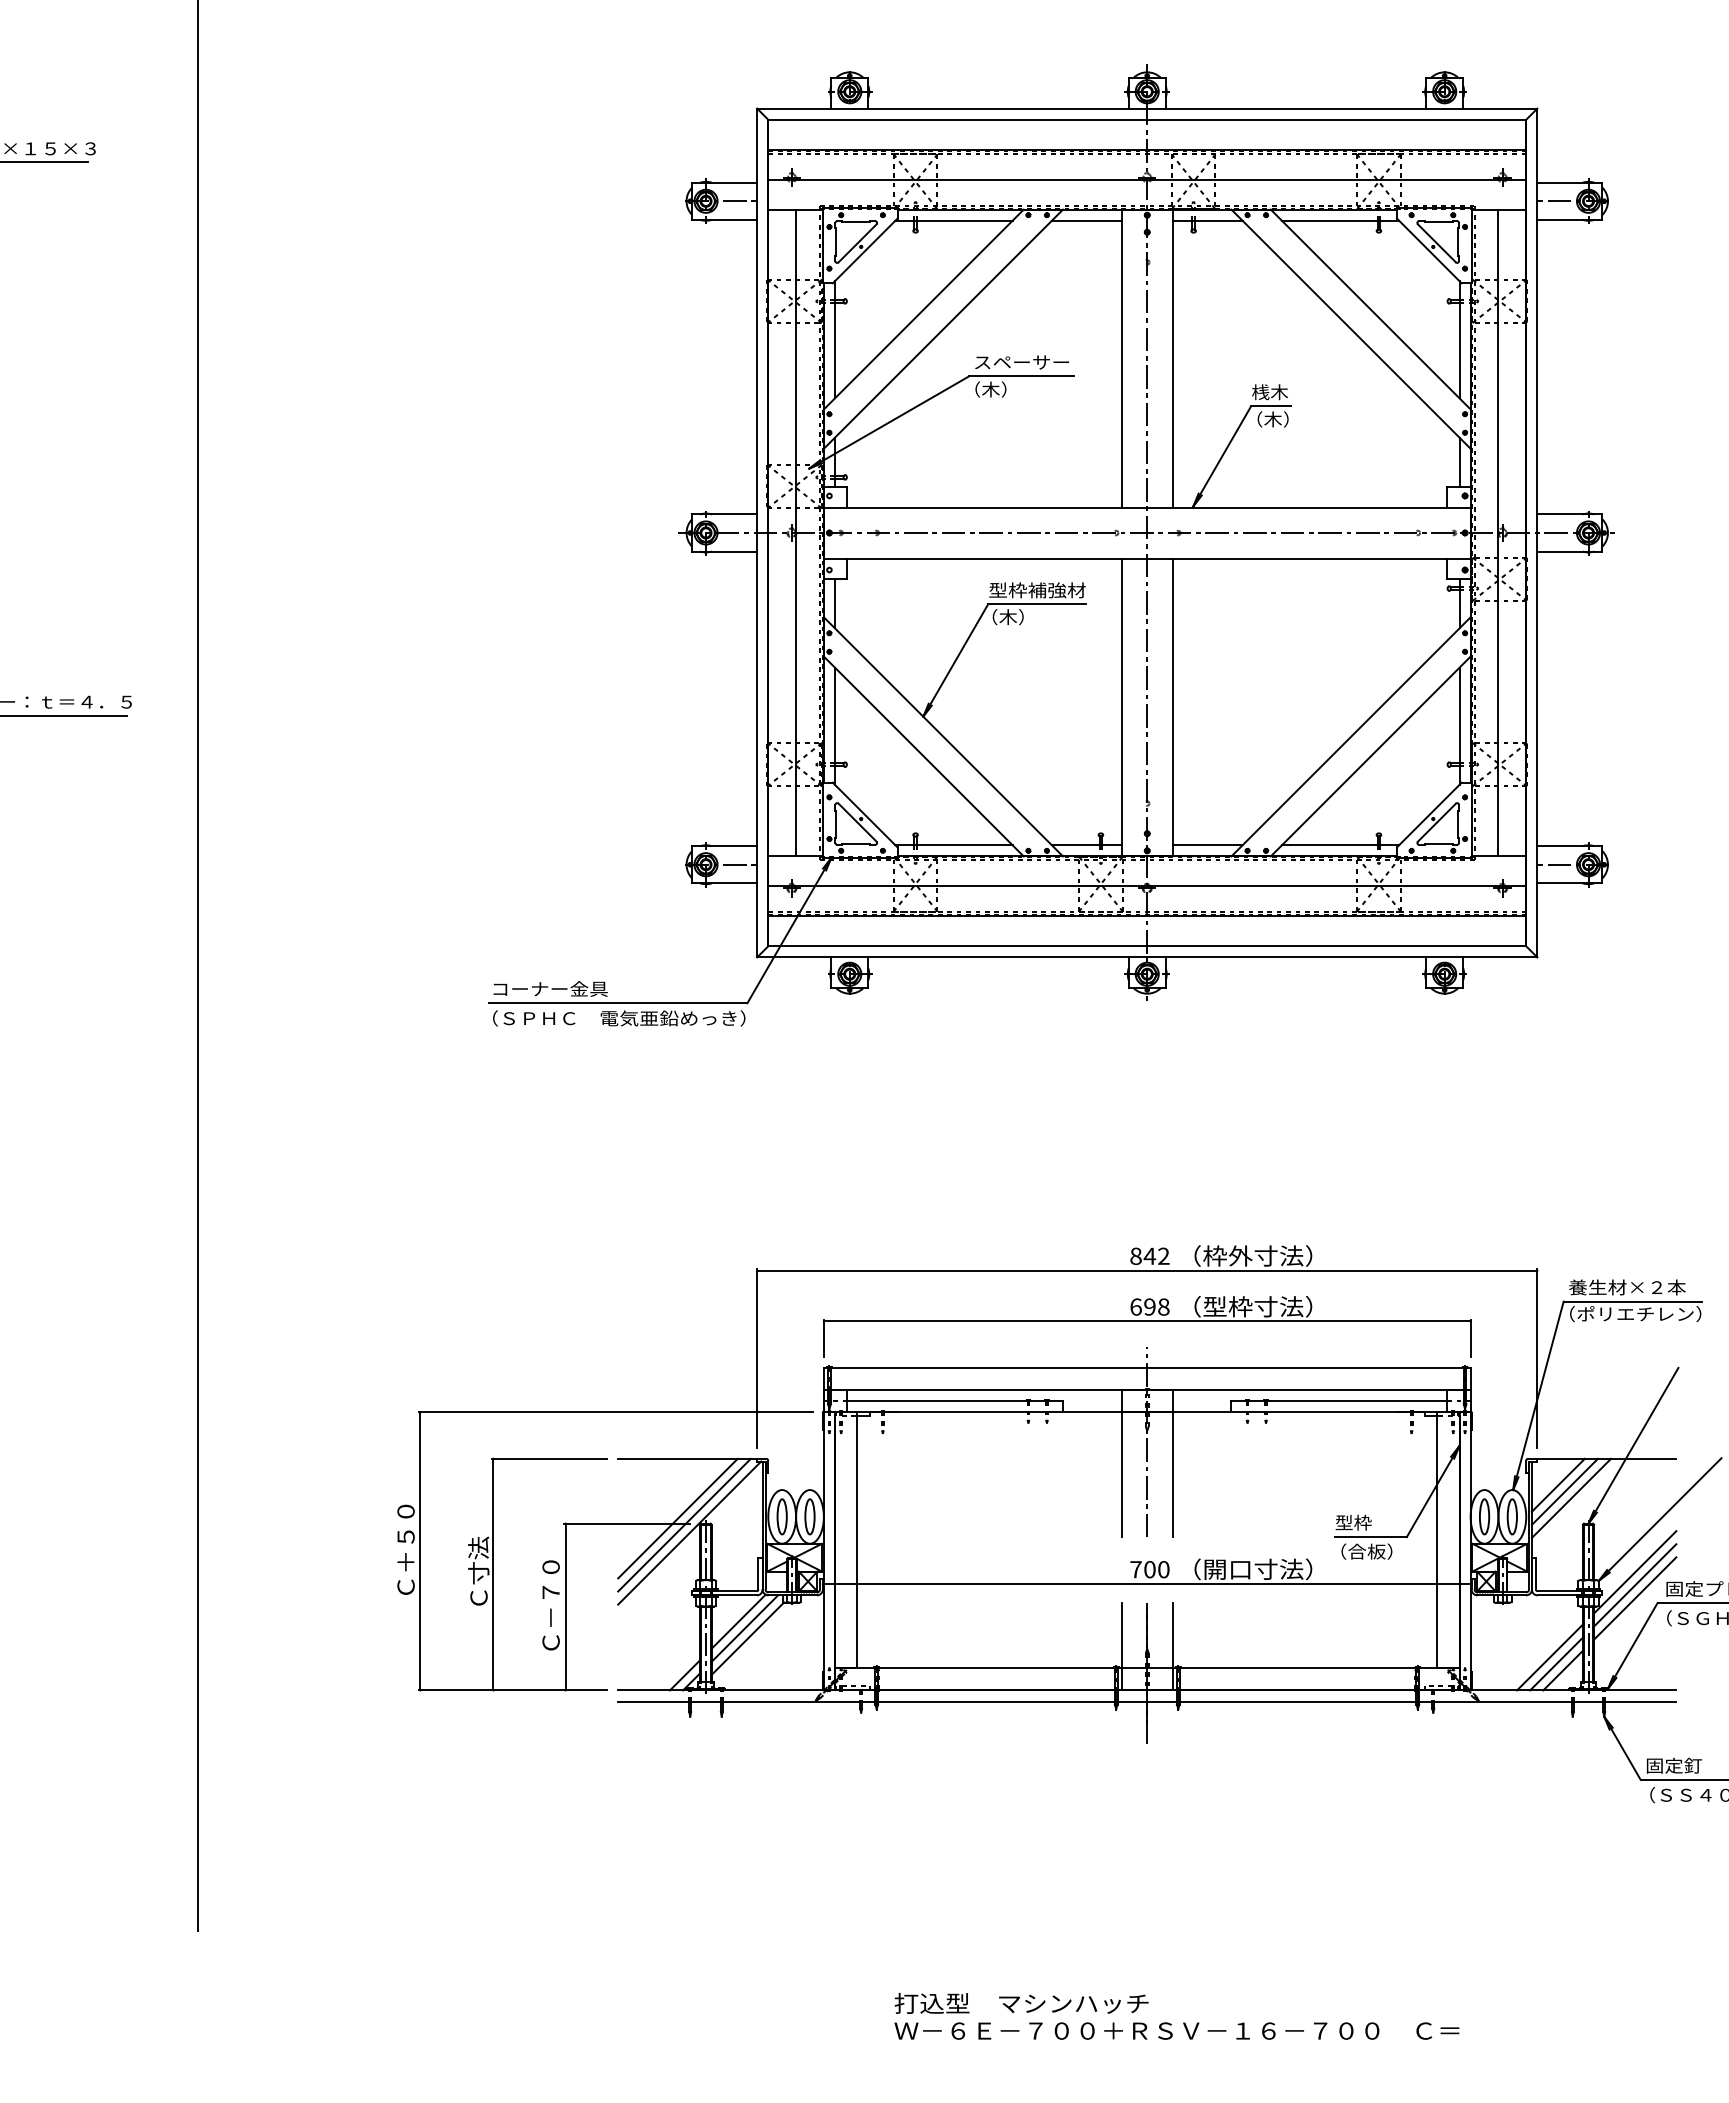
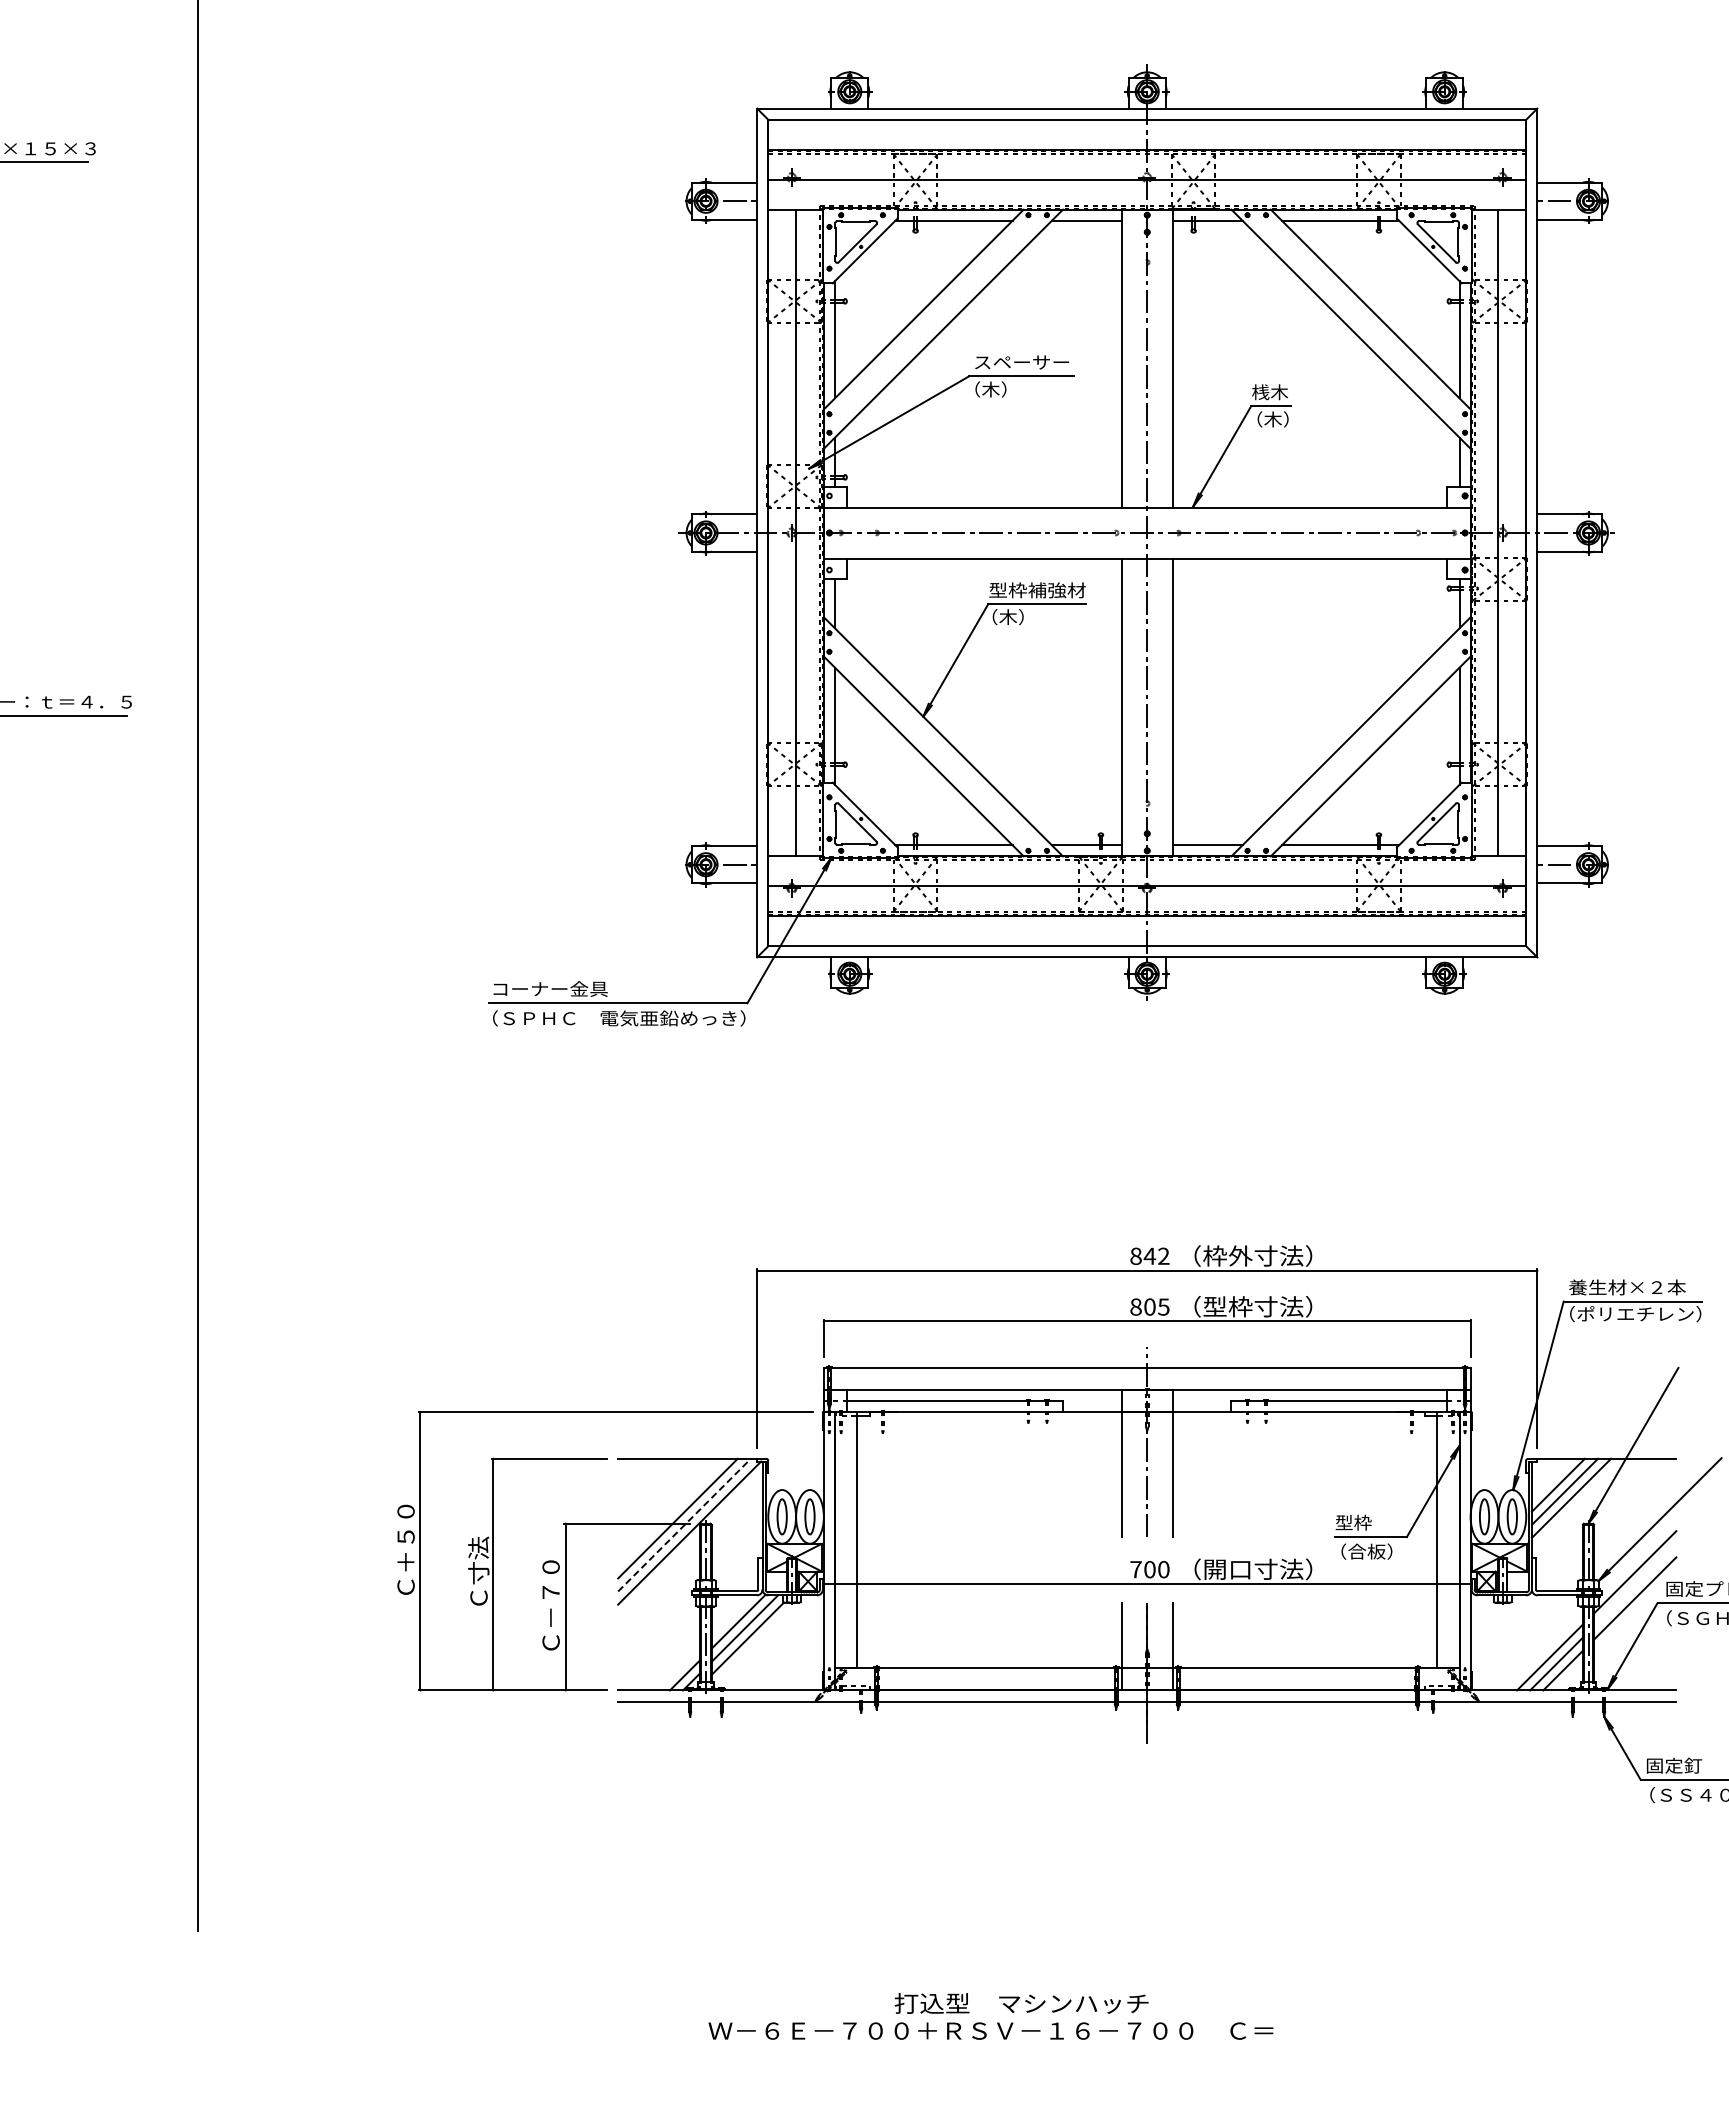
text: 698 -> 805 (1149, 1306)
line: solid -> dashed (684, 1525)
line: present -> none (1635, 1585)
text position: (1176, 2030) -> (990, 2030) (990, 2030)
